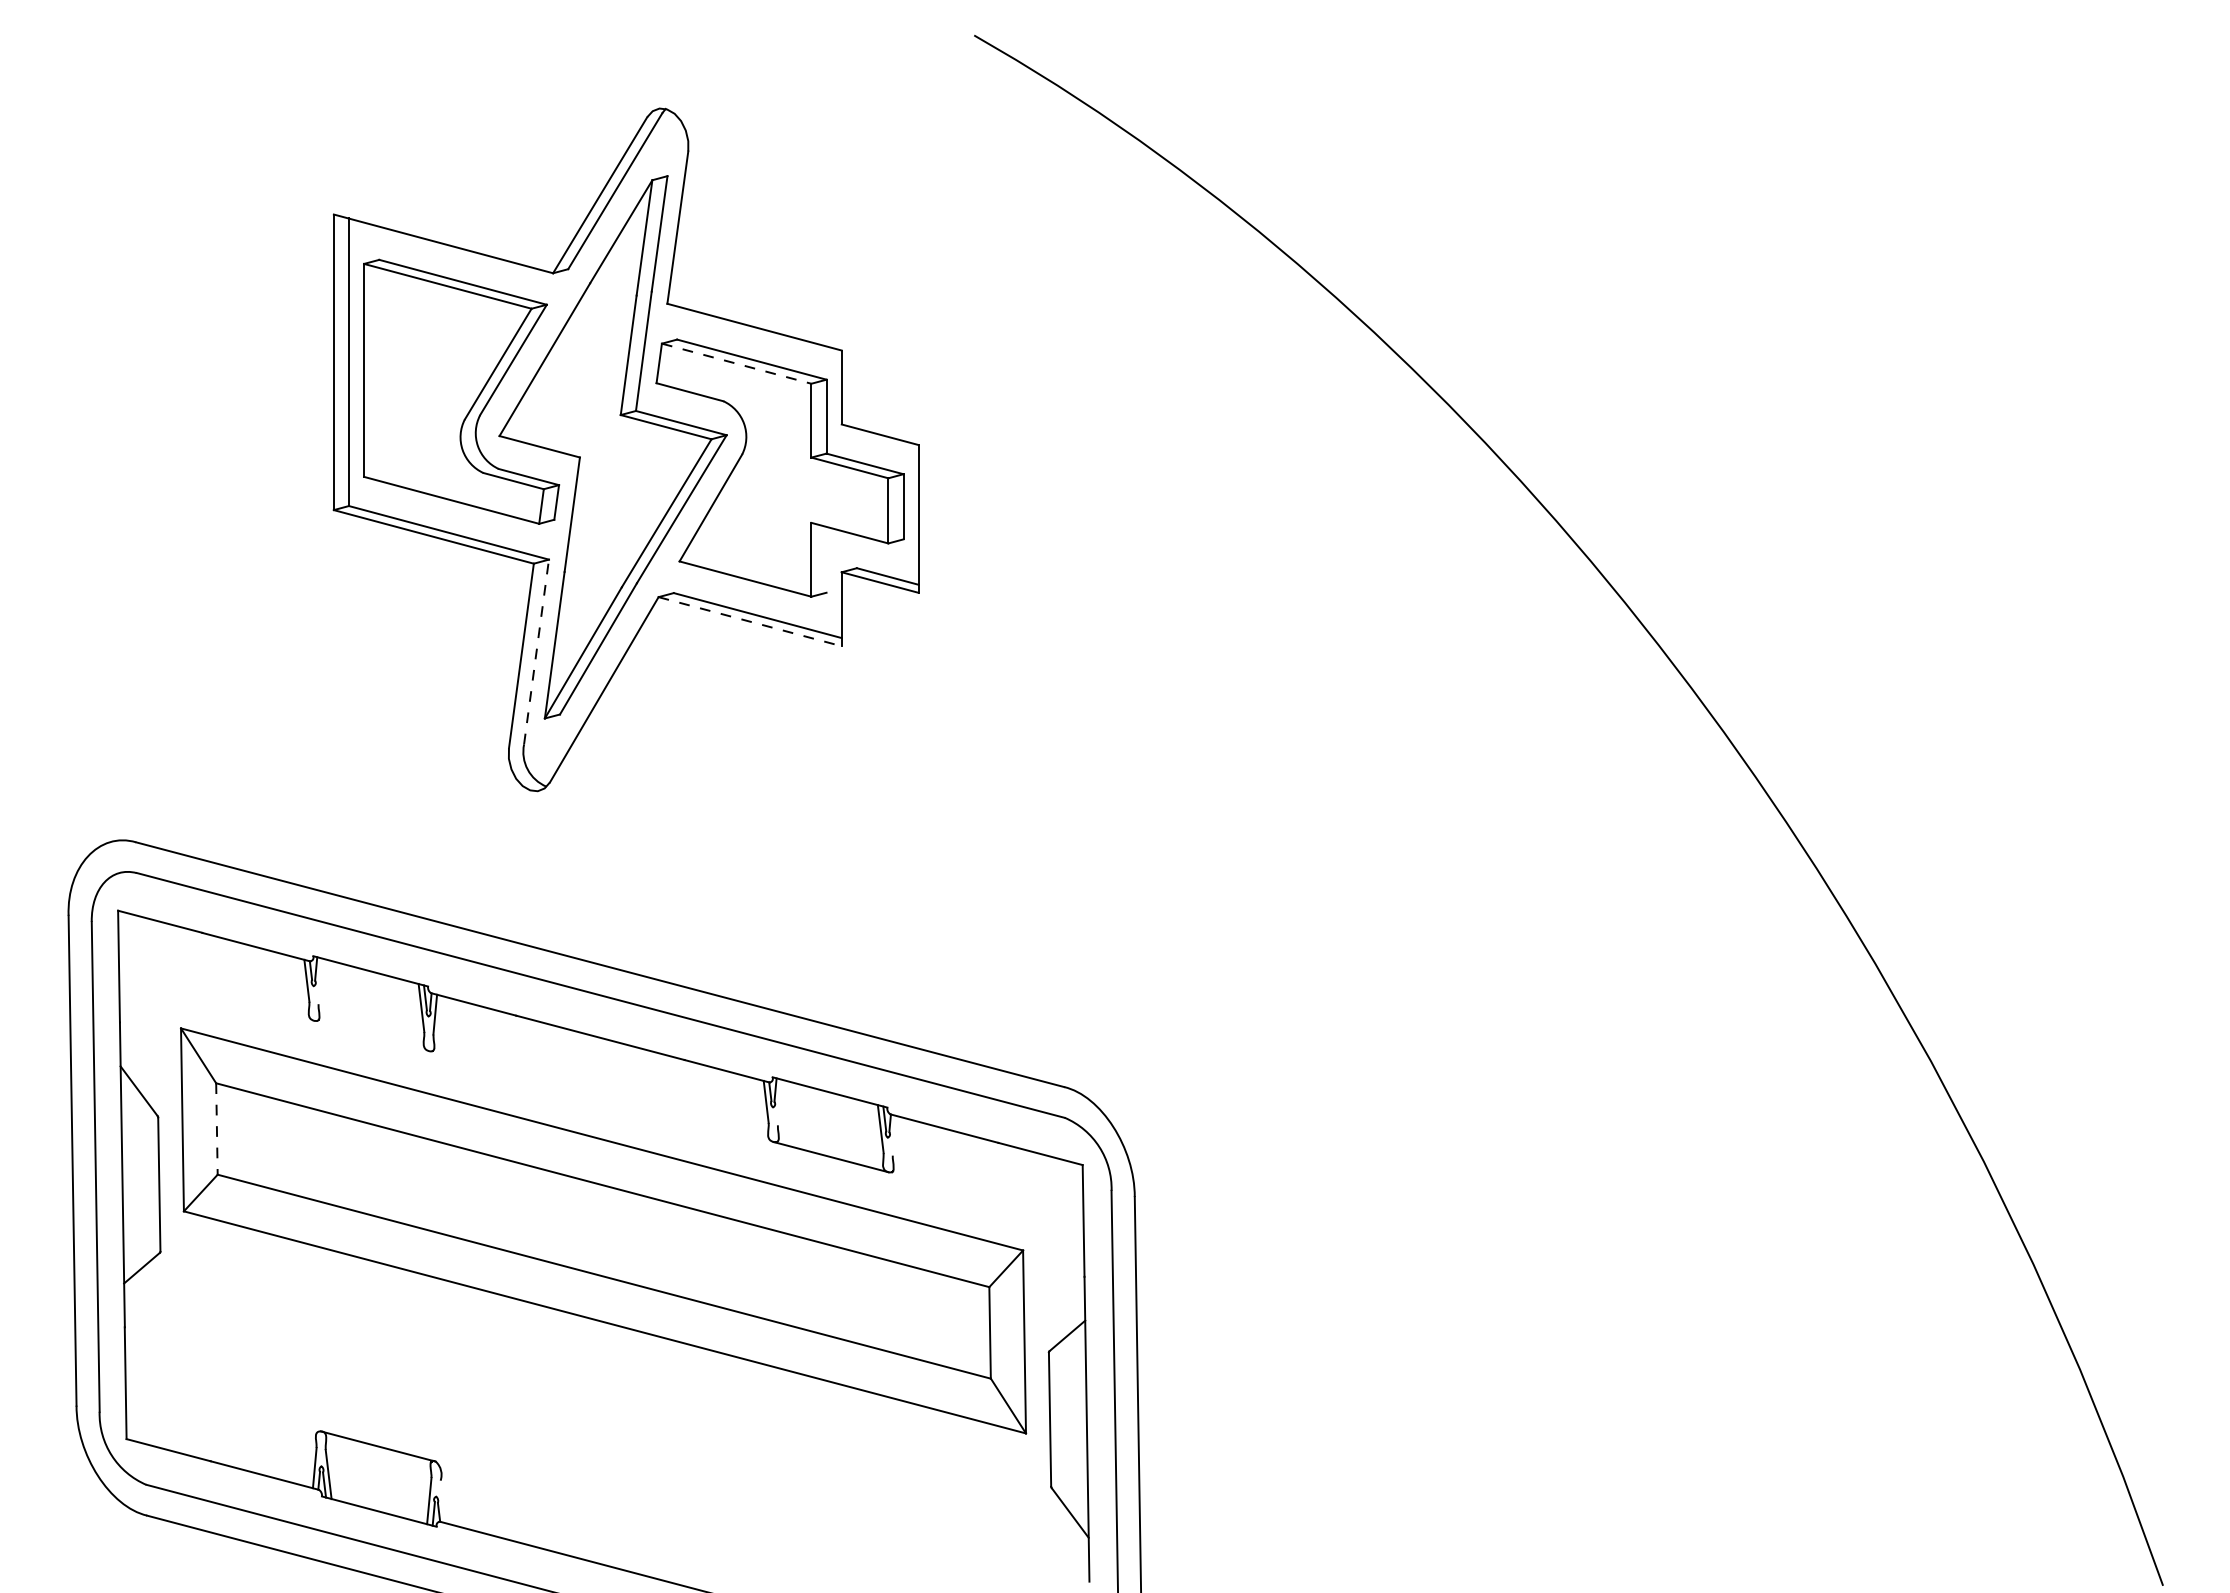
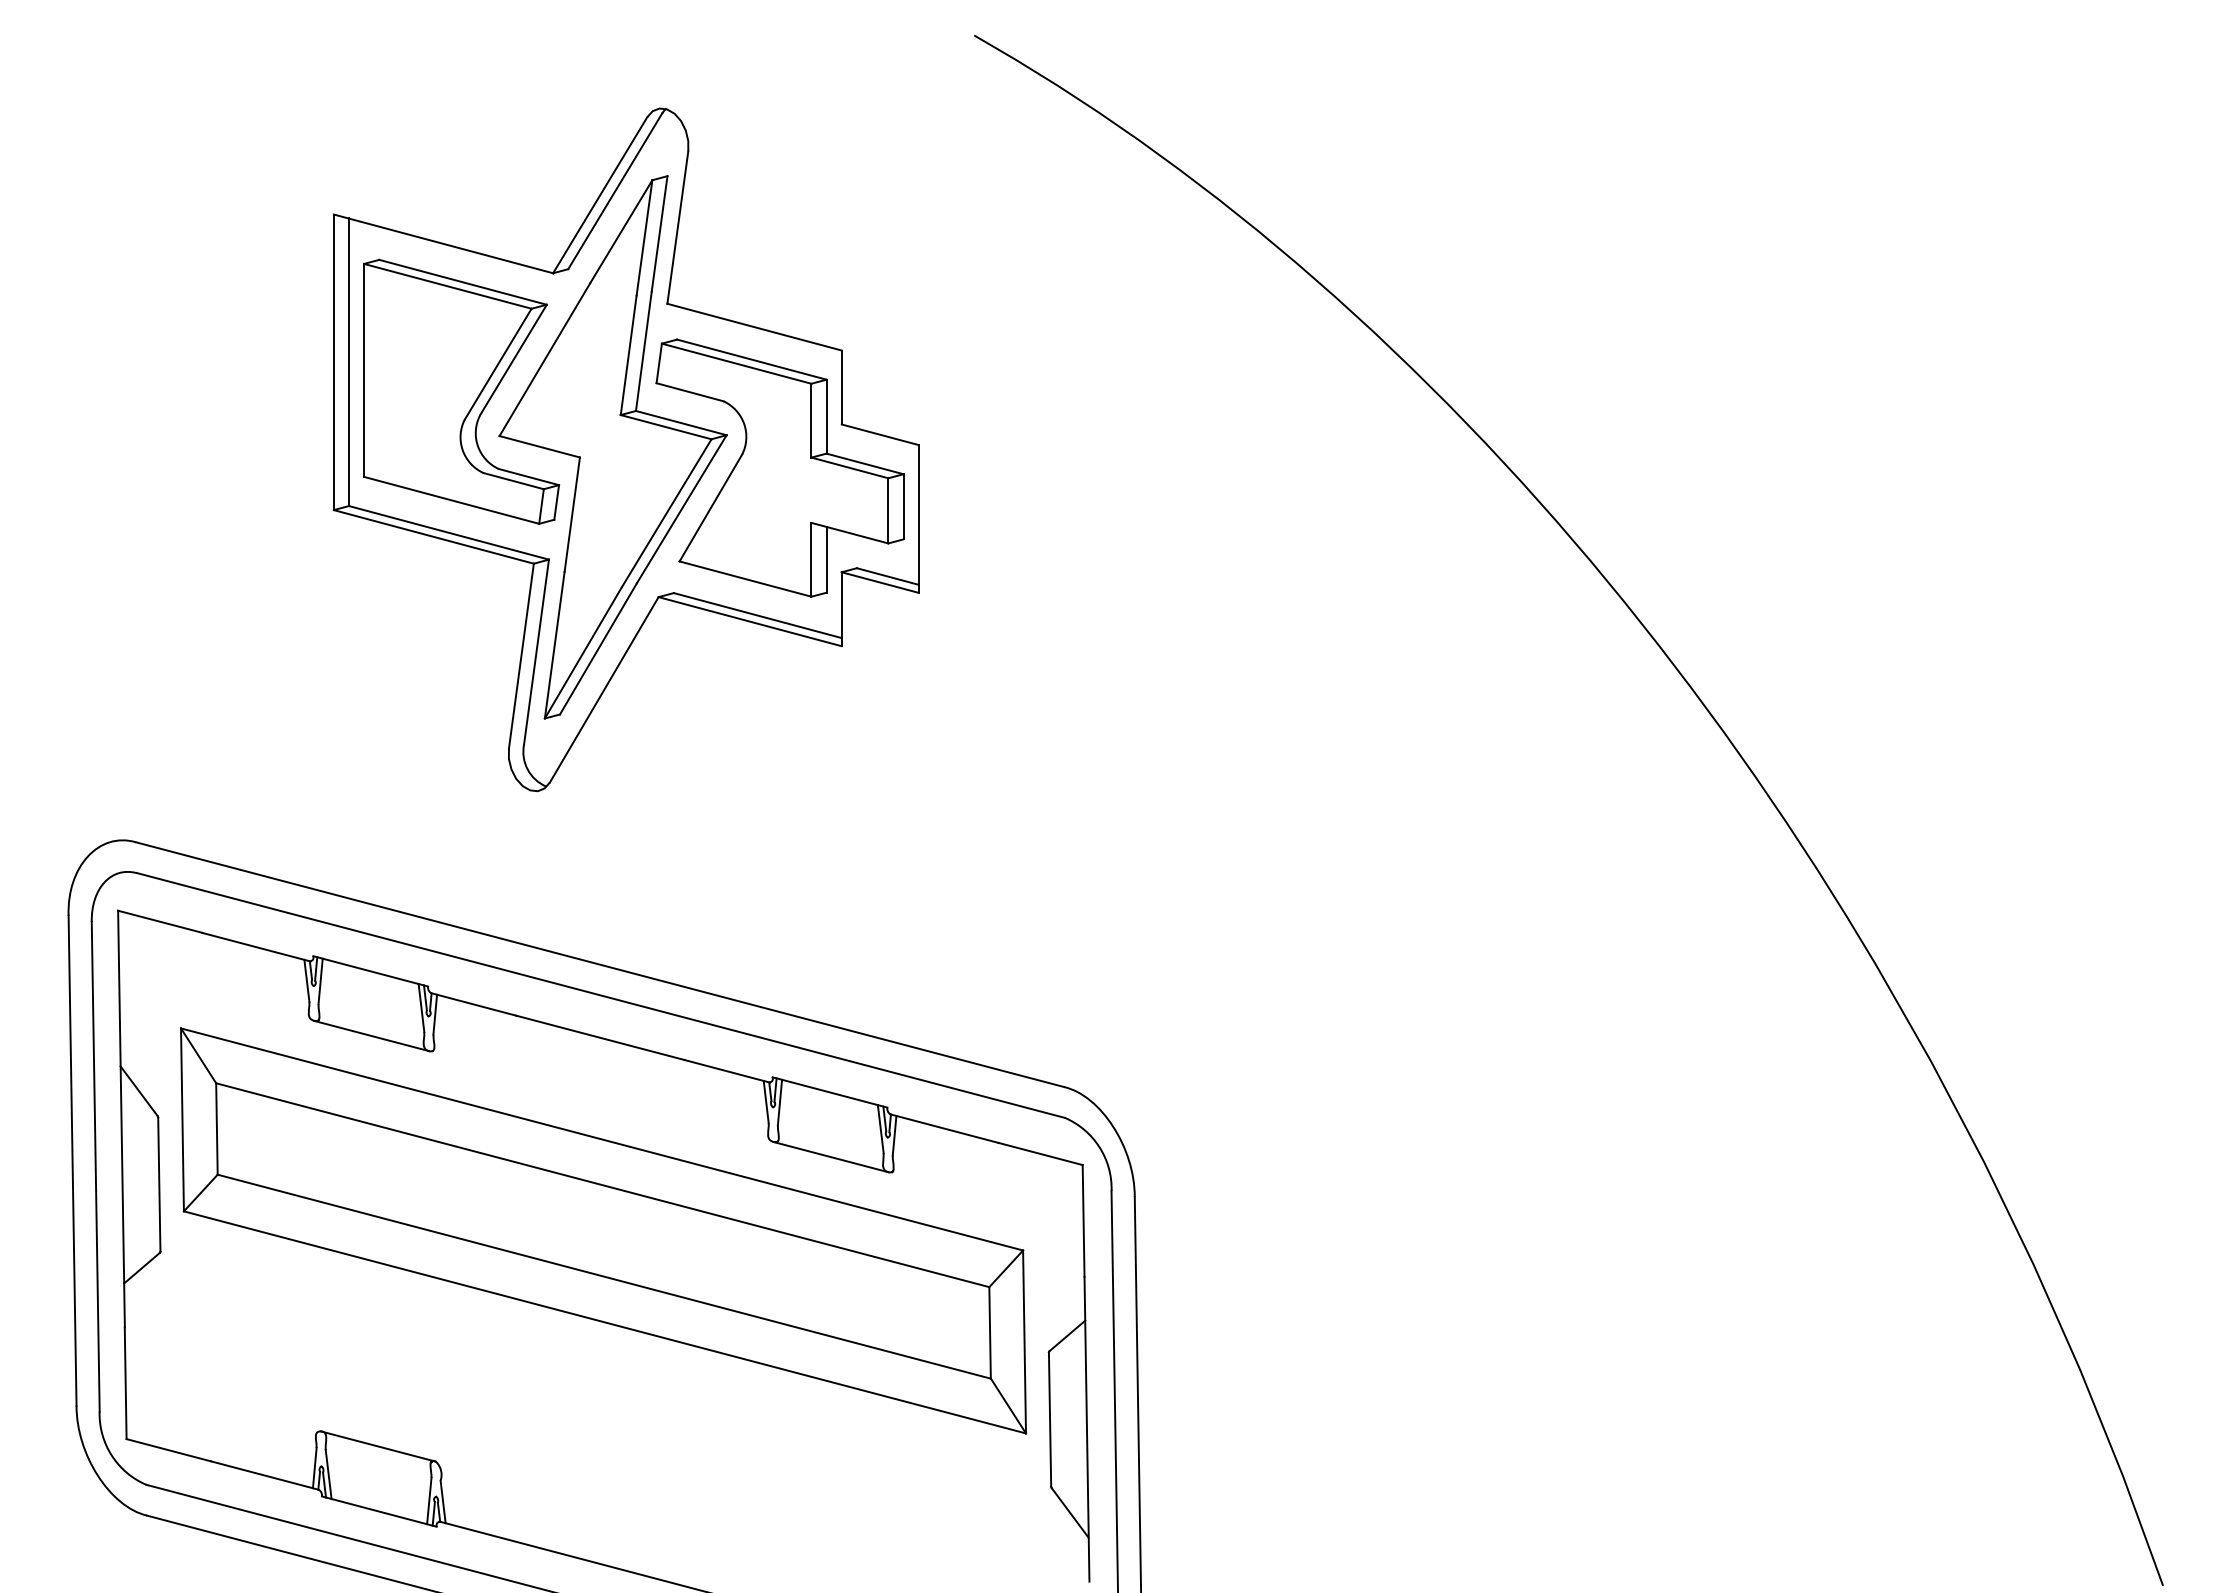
line: dashed -> solid (737, 363)
line: none -> present (826, 559)
line: dashed -> solid (750, 621)
line: dashed -> solid (536, 651)
line: none -> present (320, 981)
line: none -> present (371, 1035)
line: none -> present (779, 1102)
line: dashed -> solid (216, 1129)
line: none -> present (894, 1135)
line: none -> present (442, 1501)
